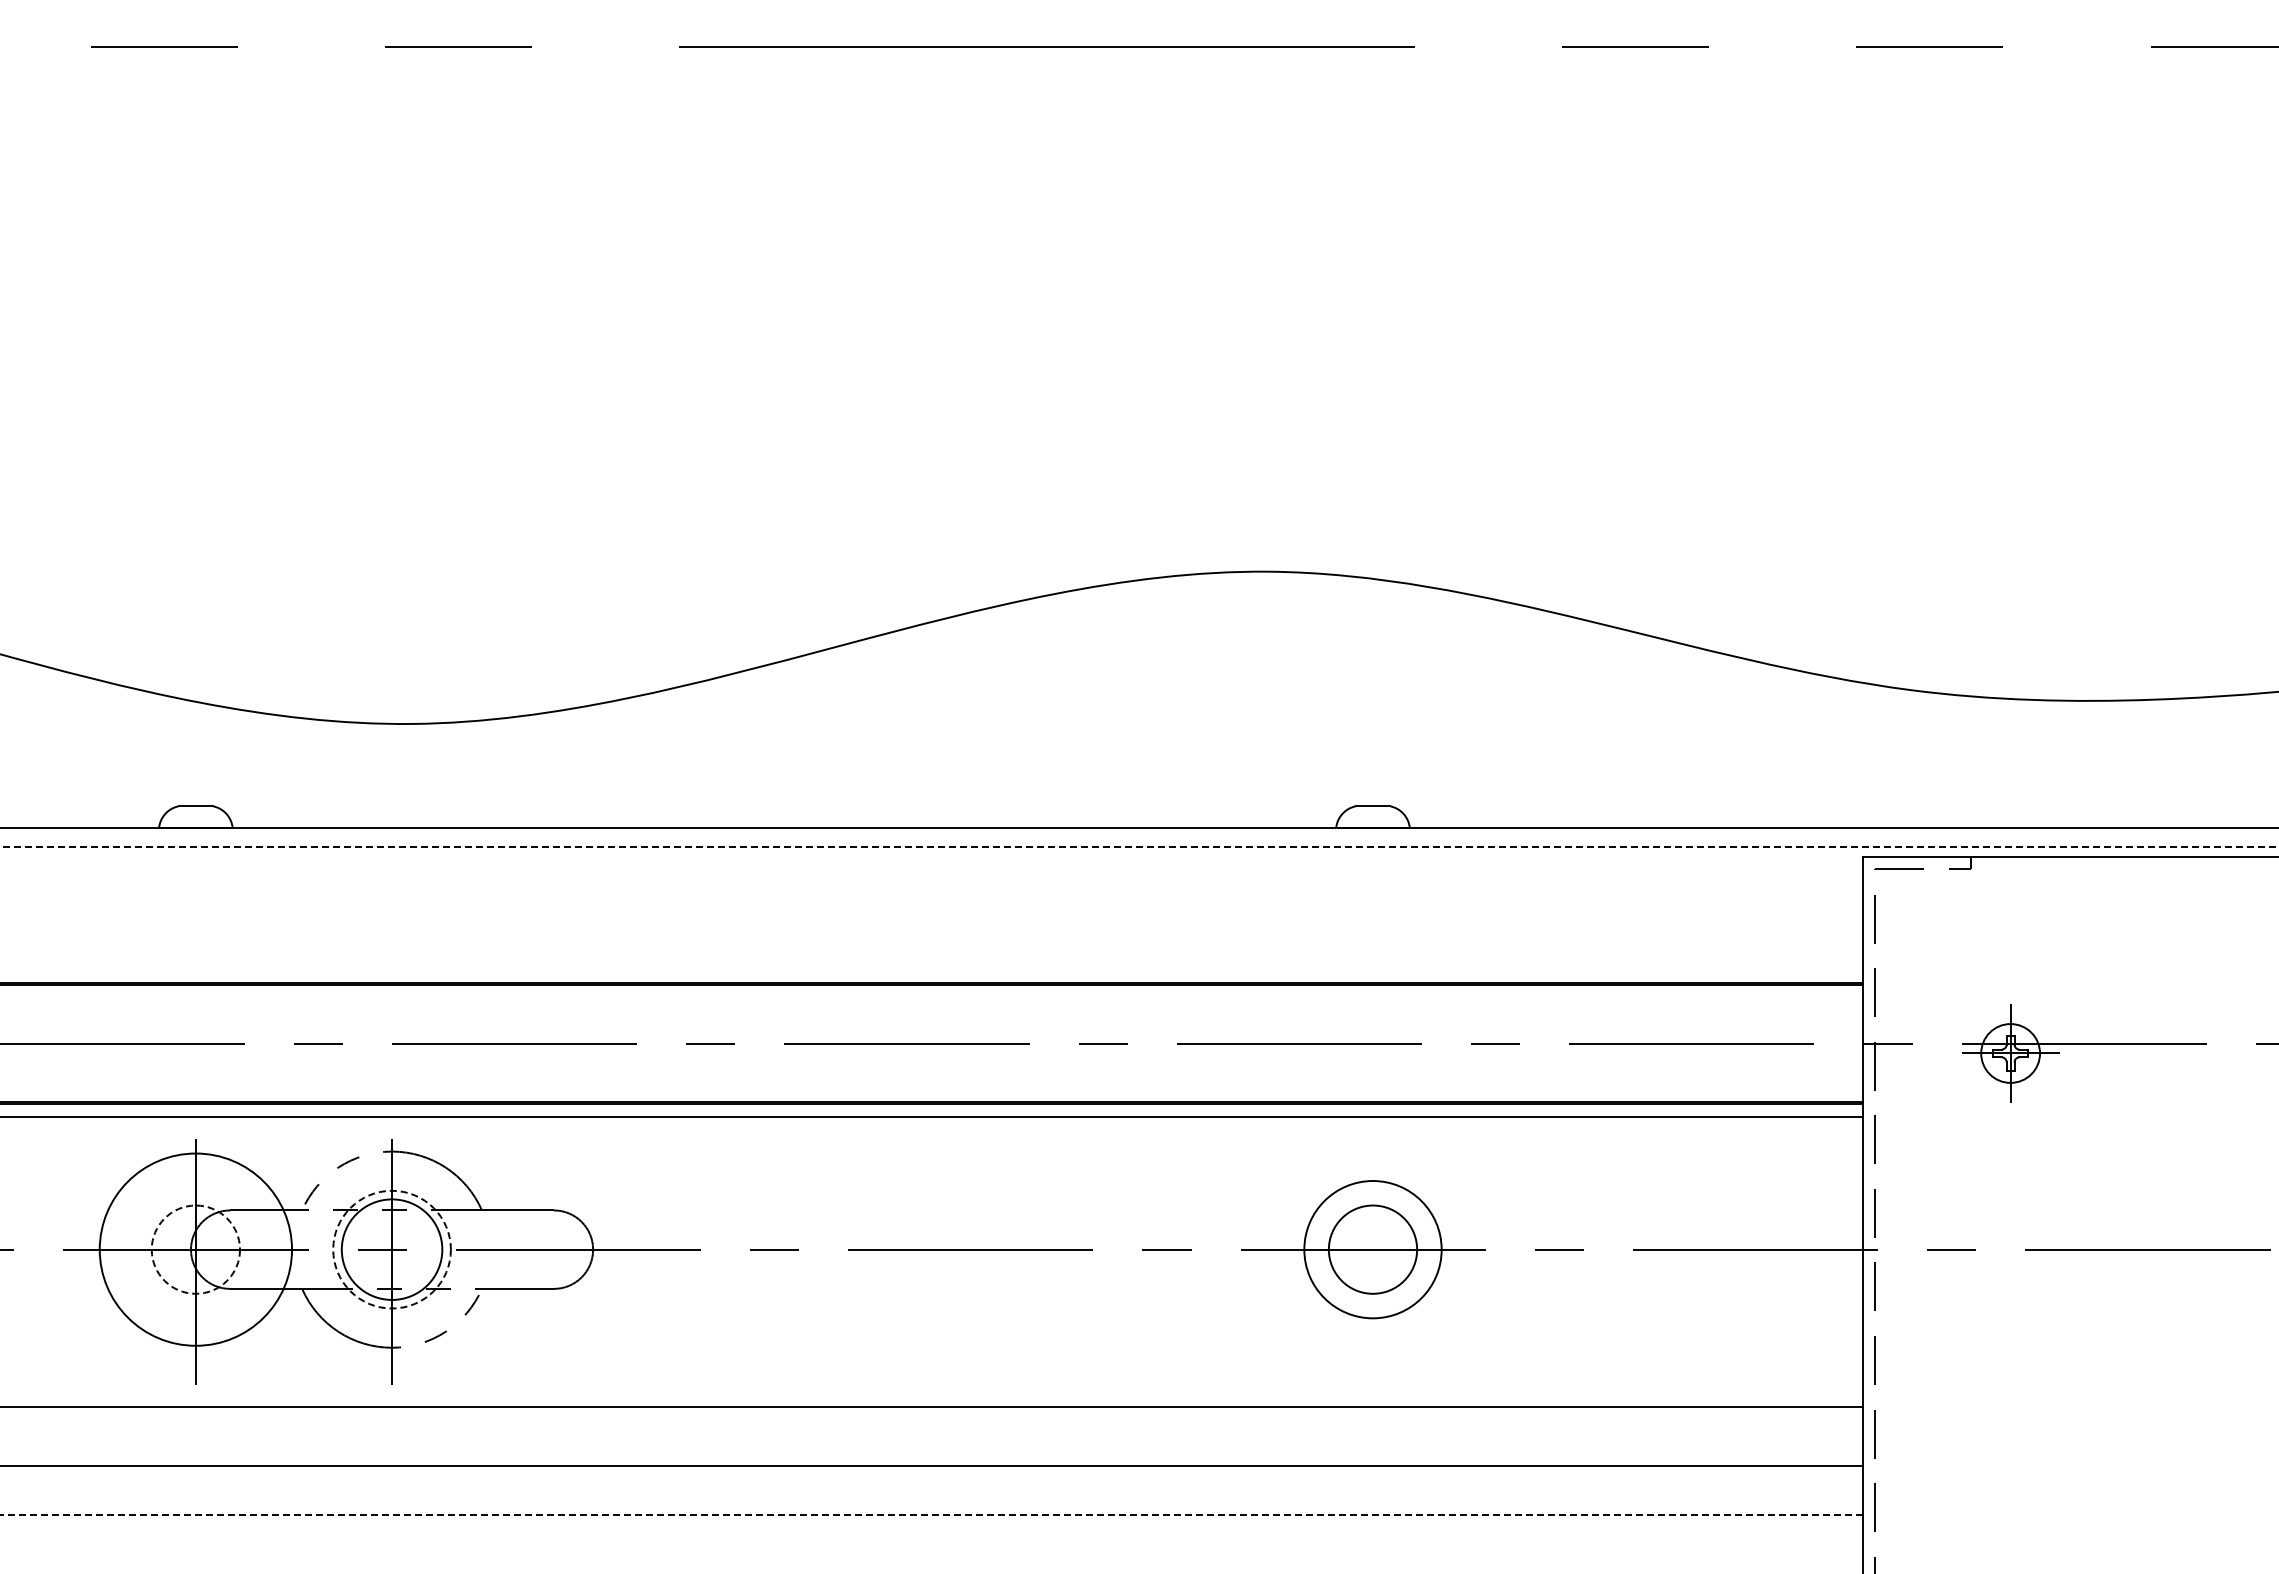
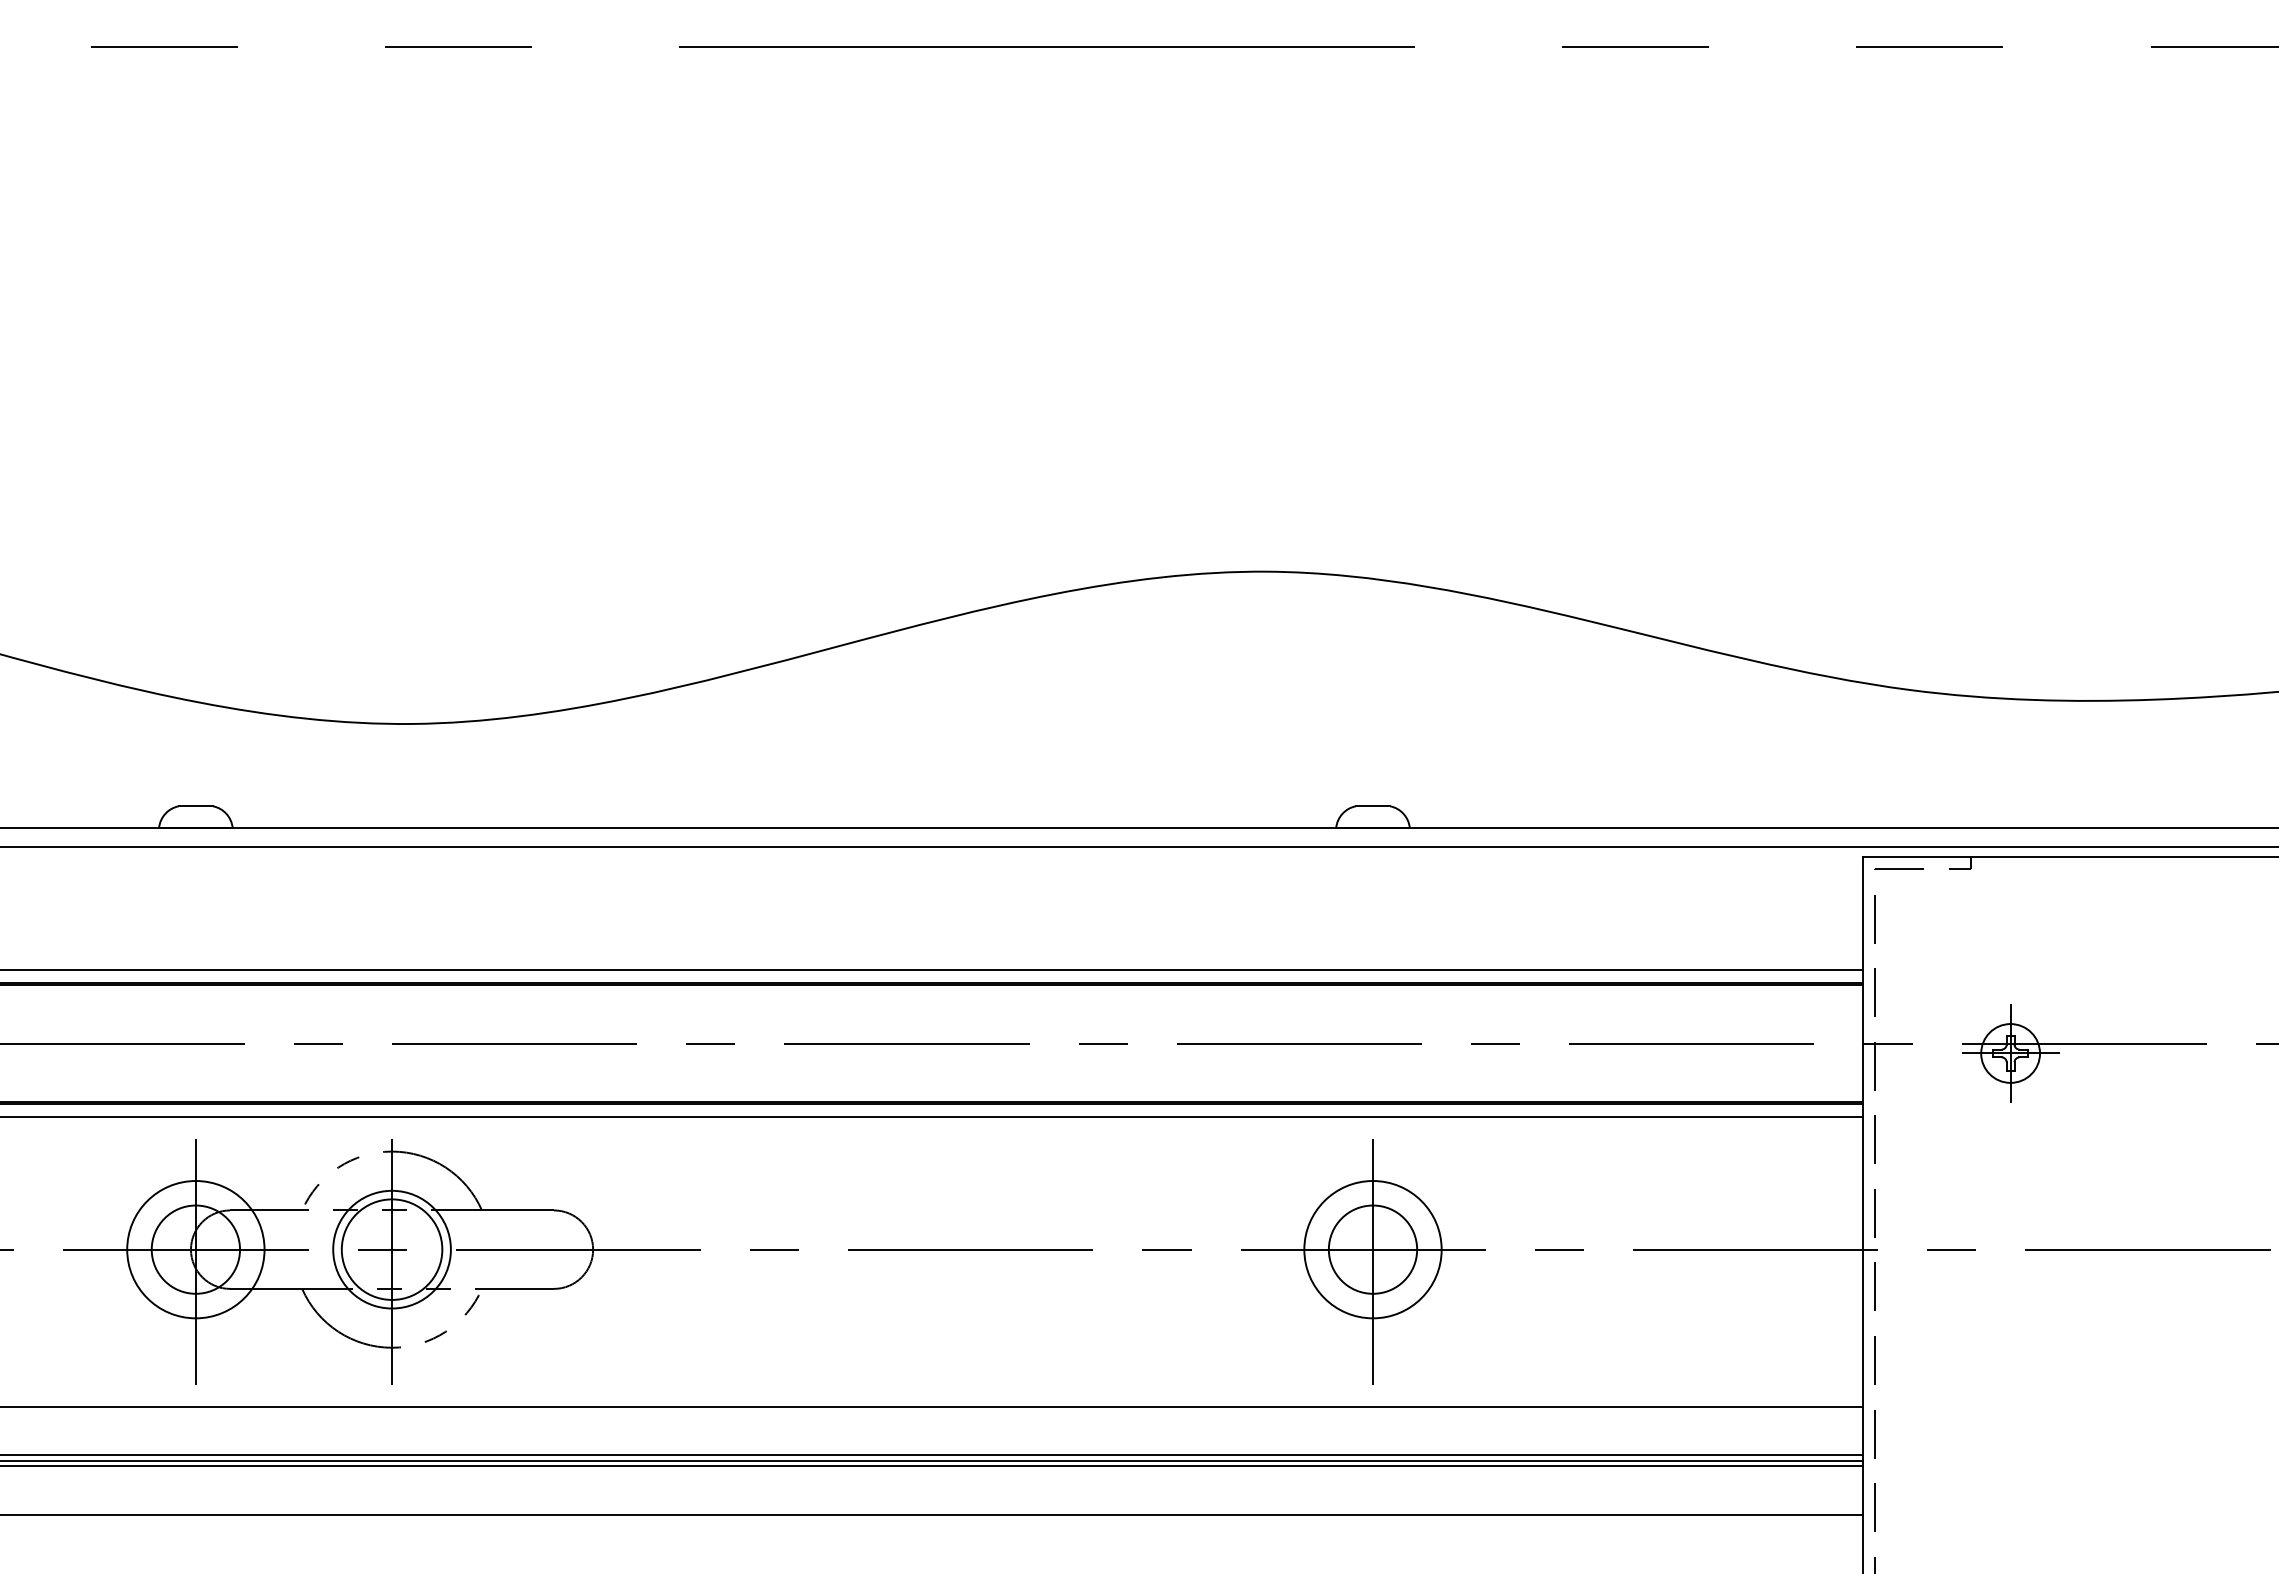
line: dashed -> solid (1139, 847)
line: none -> present (932, 970)
circle diameter: 192 px -> 137 px (195, 1249)
circle: dashed -> solid (195, 1249)
circle: dashed -> solid (391, 1249)
line: none -> present (1373, 1249)
line: none -> present (932, 1455)
line: none -> present (932, 1460)
line: dashed -> solid (931, 1514)
